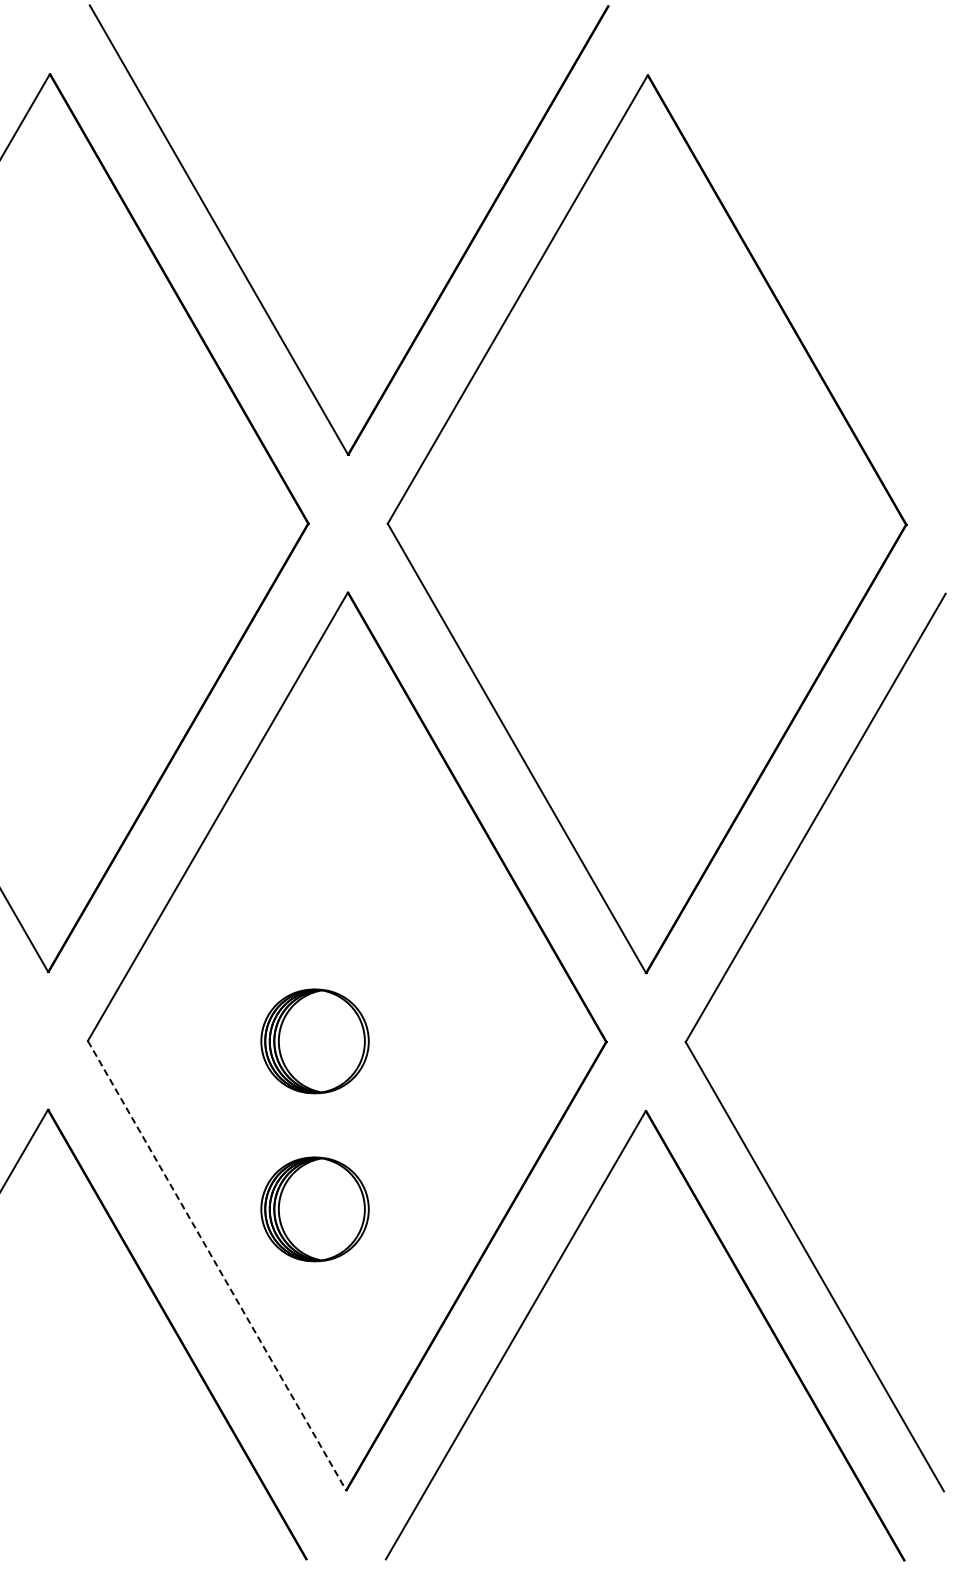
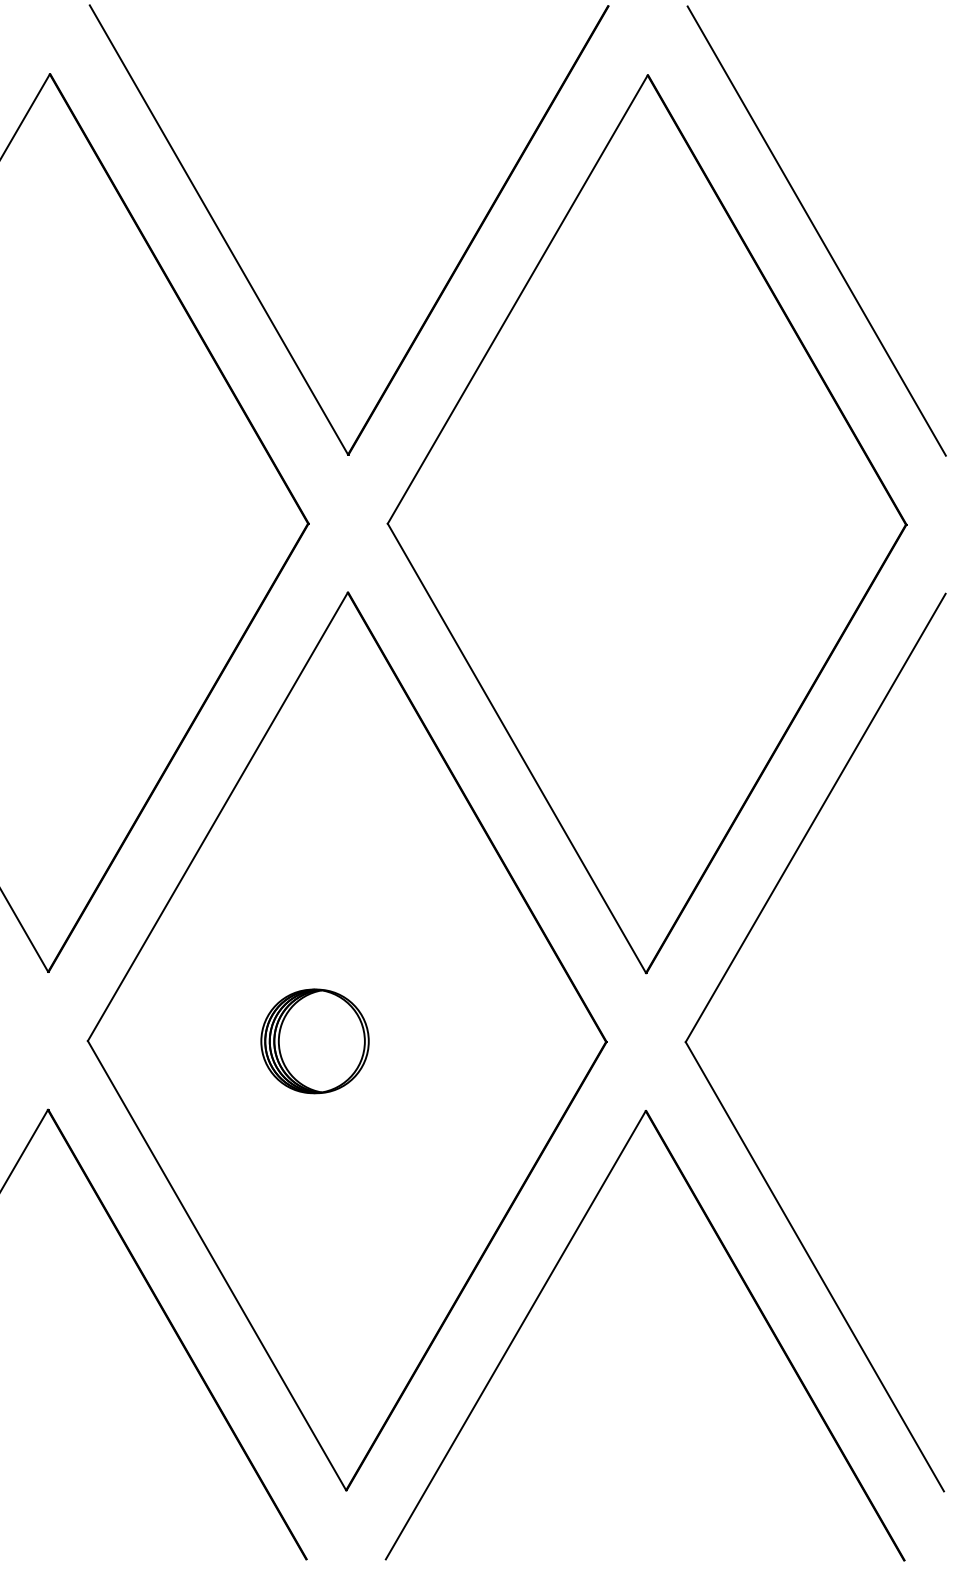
line: none -> present (816, 230)
part: present -> none (314, 1209)
line: dashed -> solid (217, 1266)
